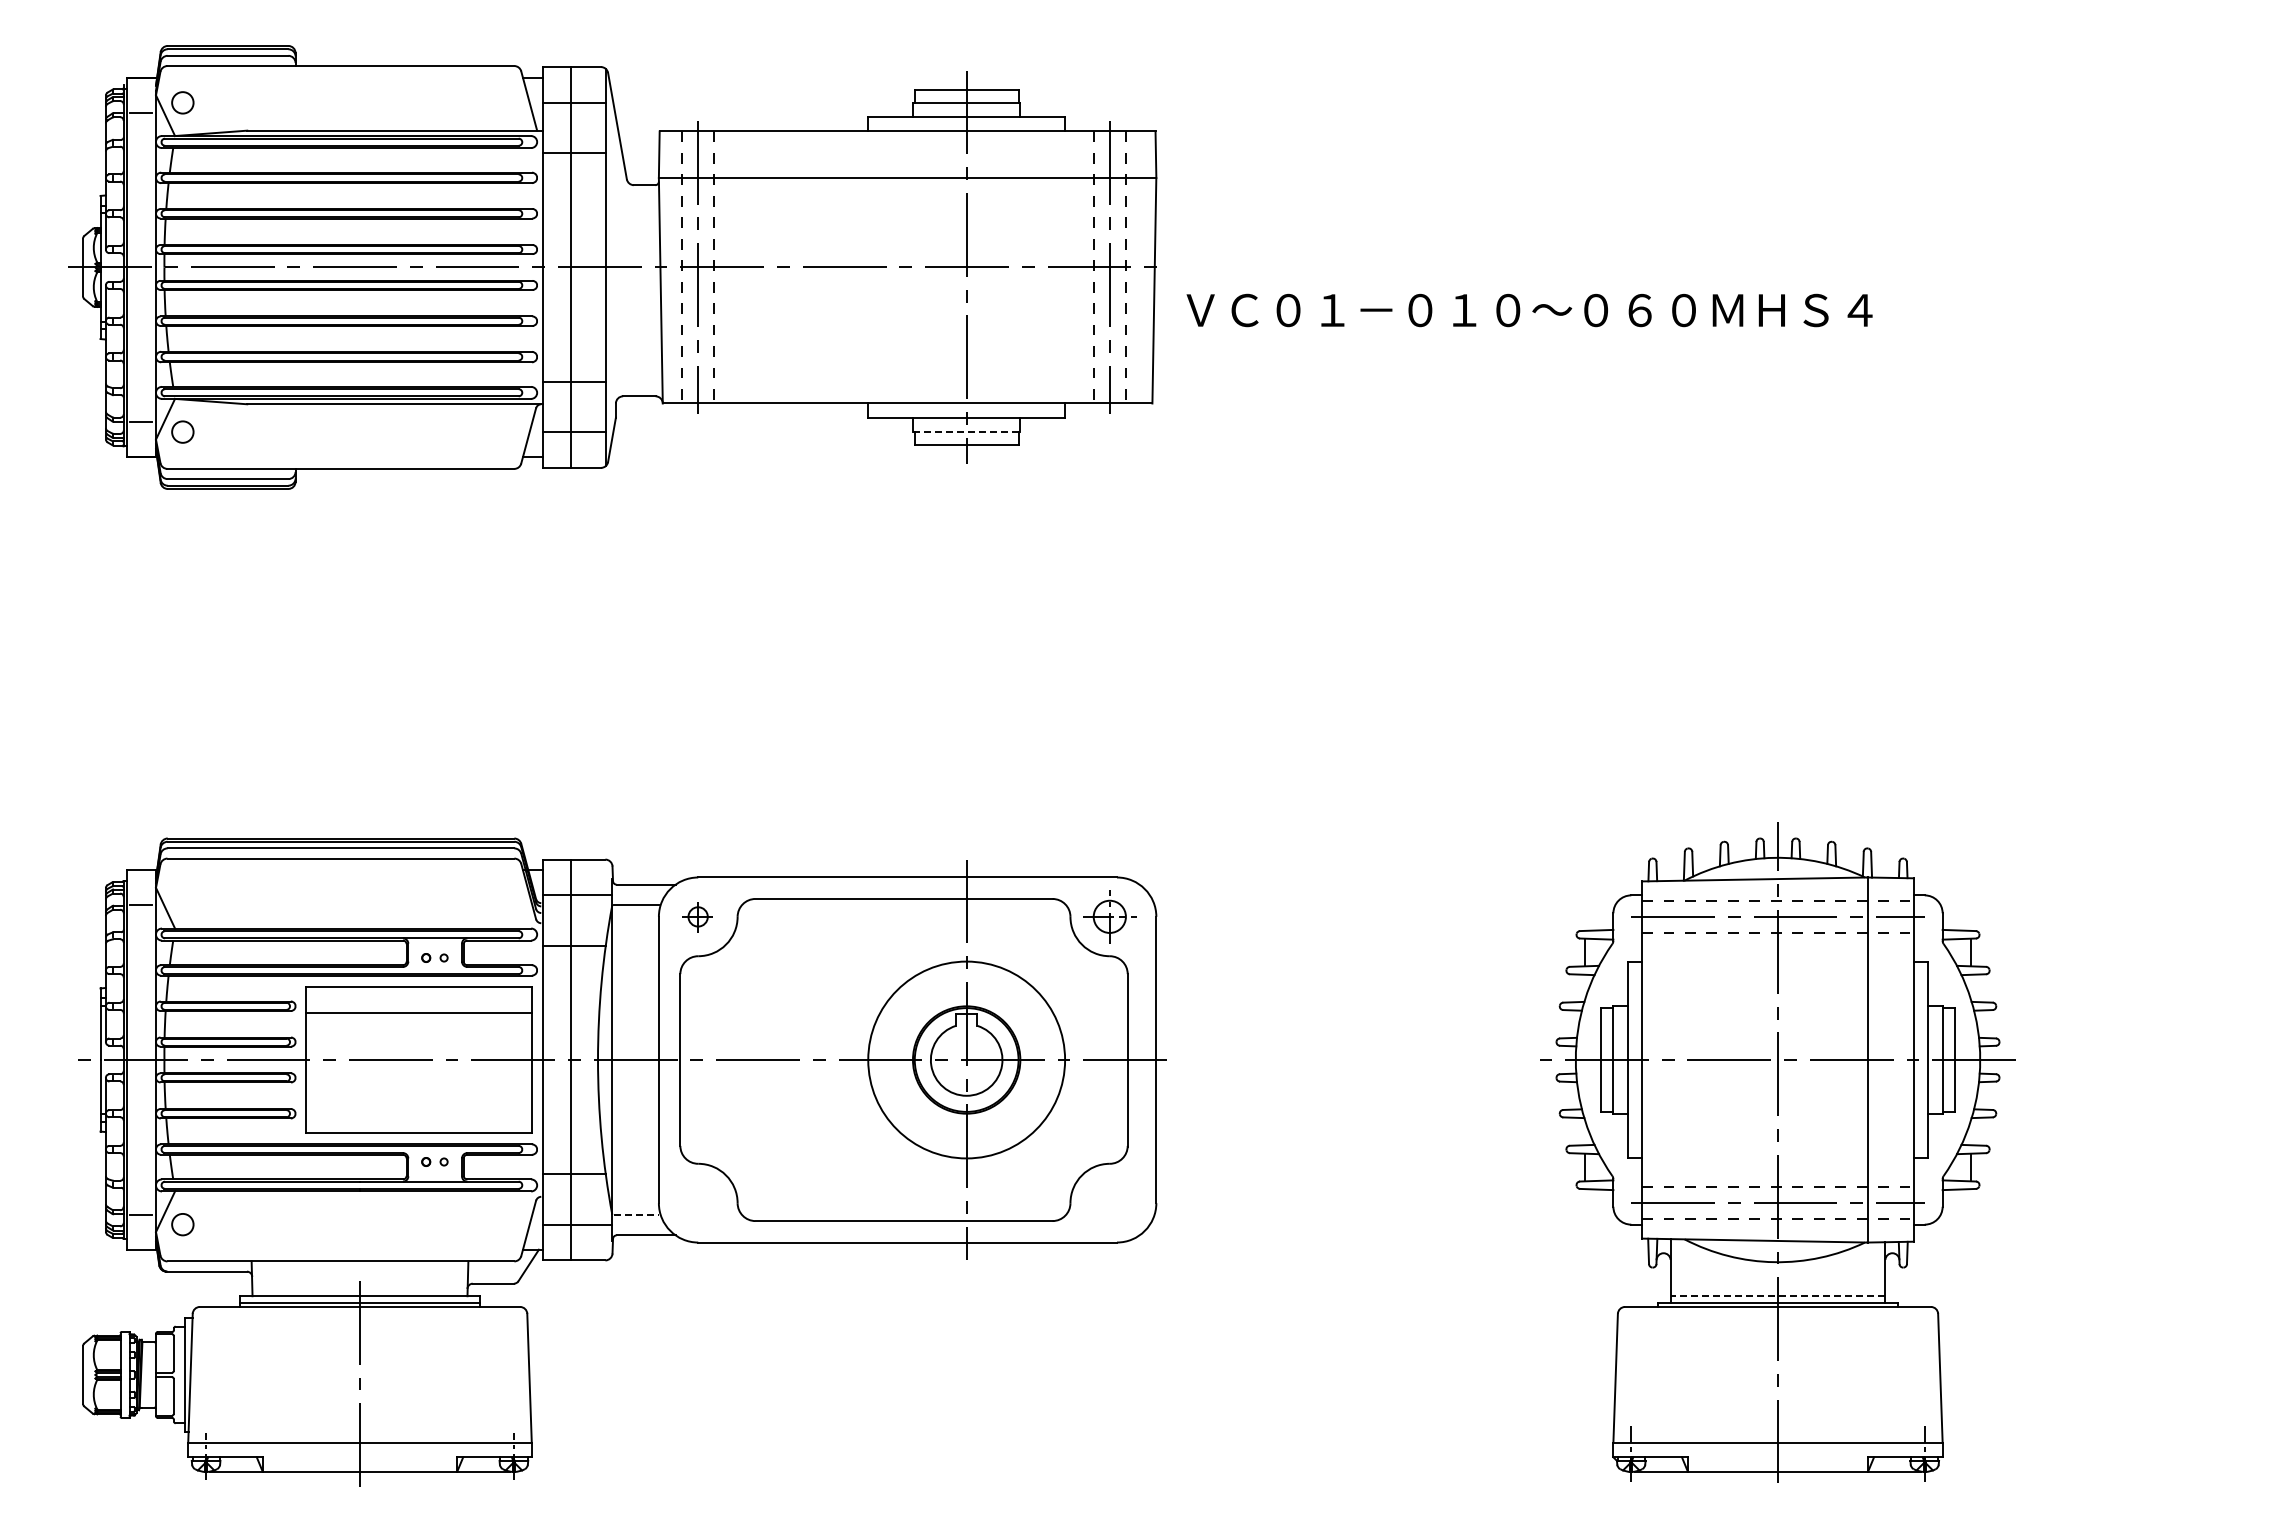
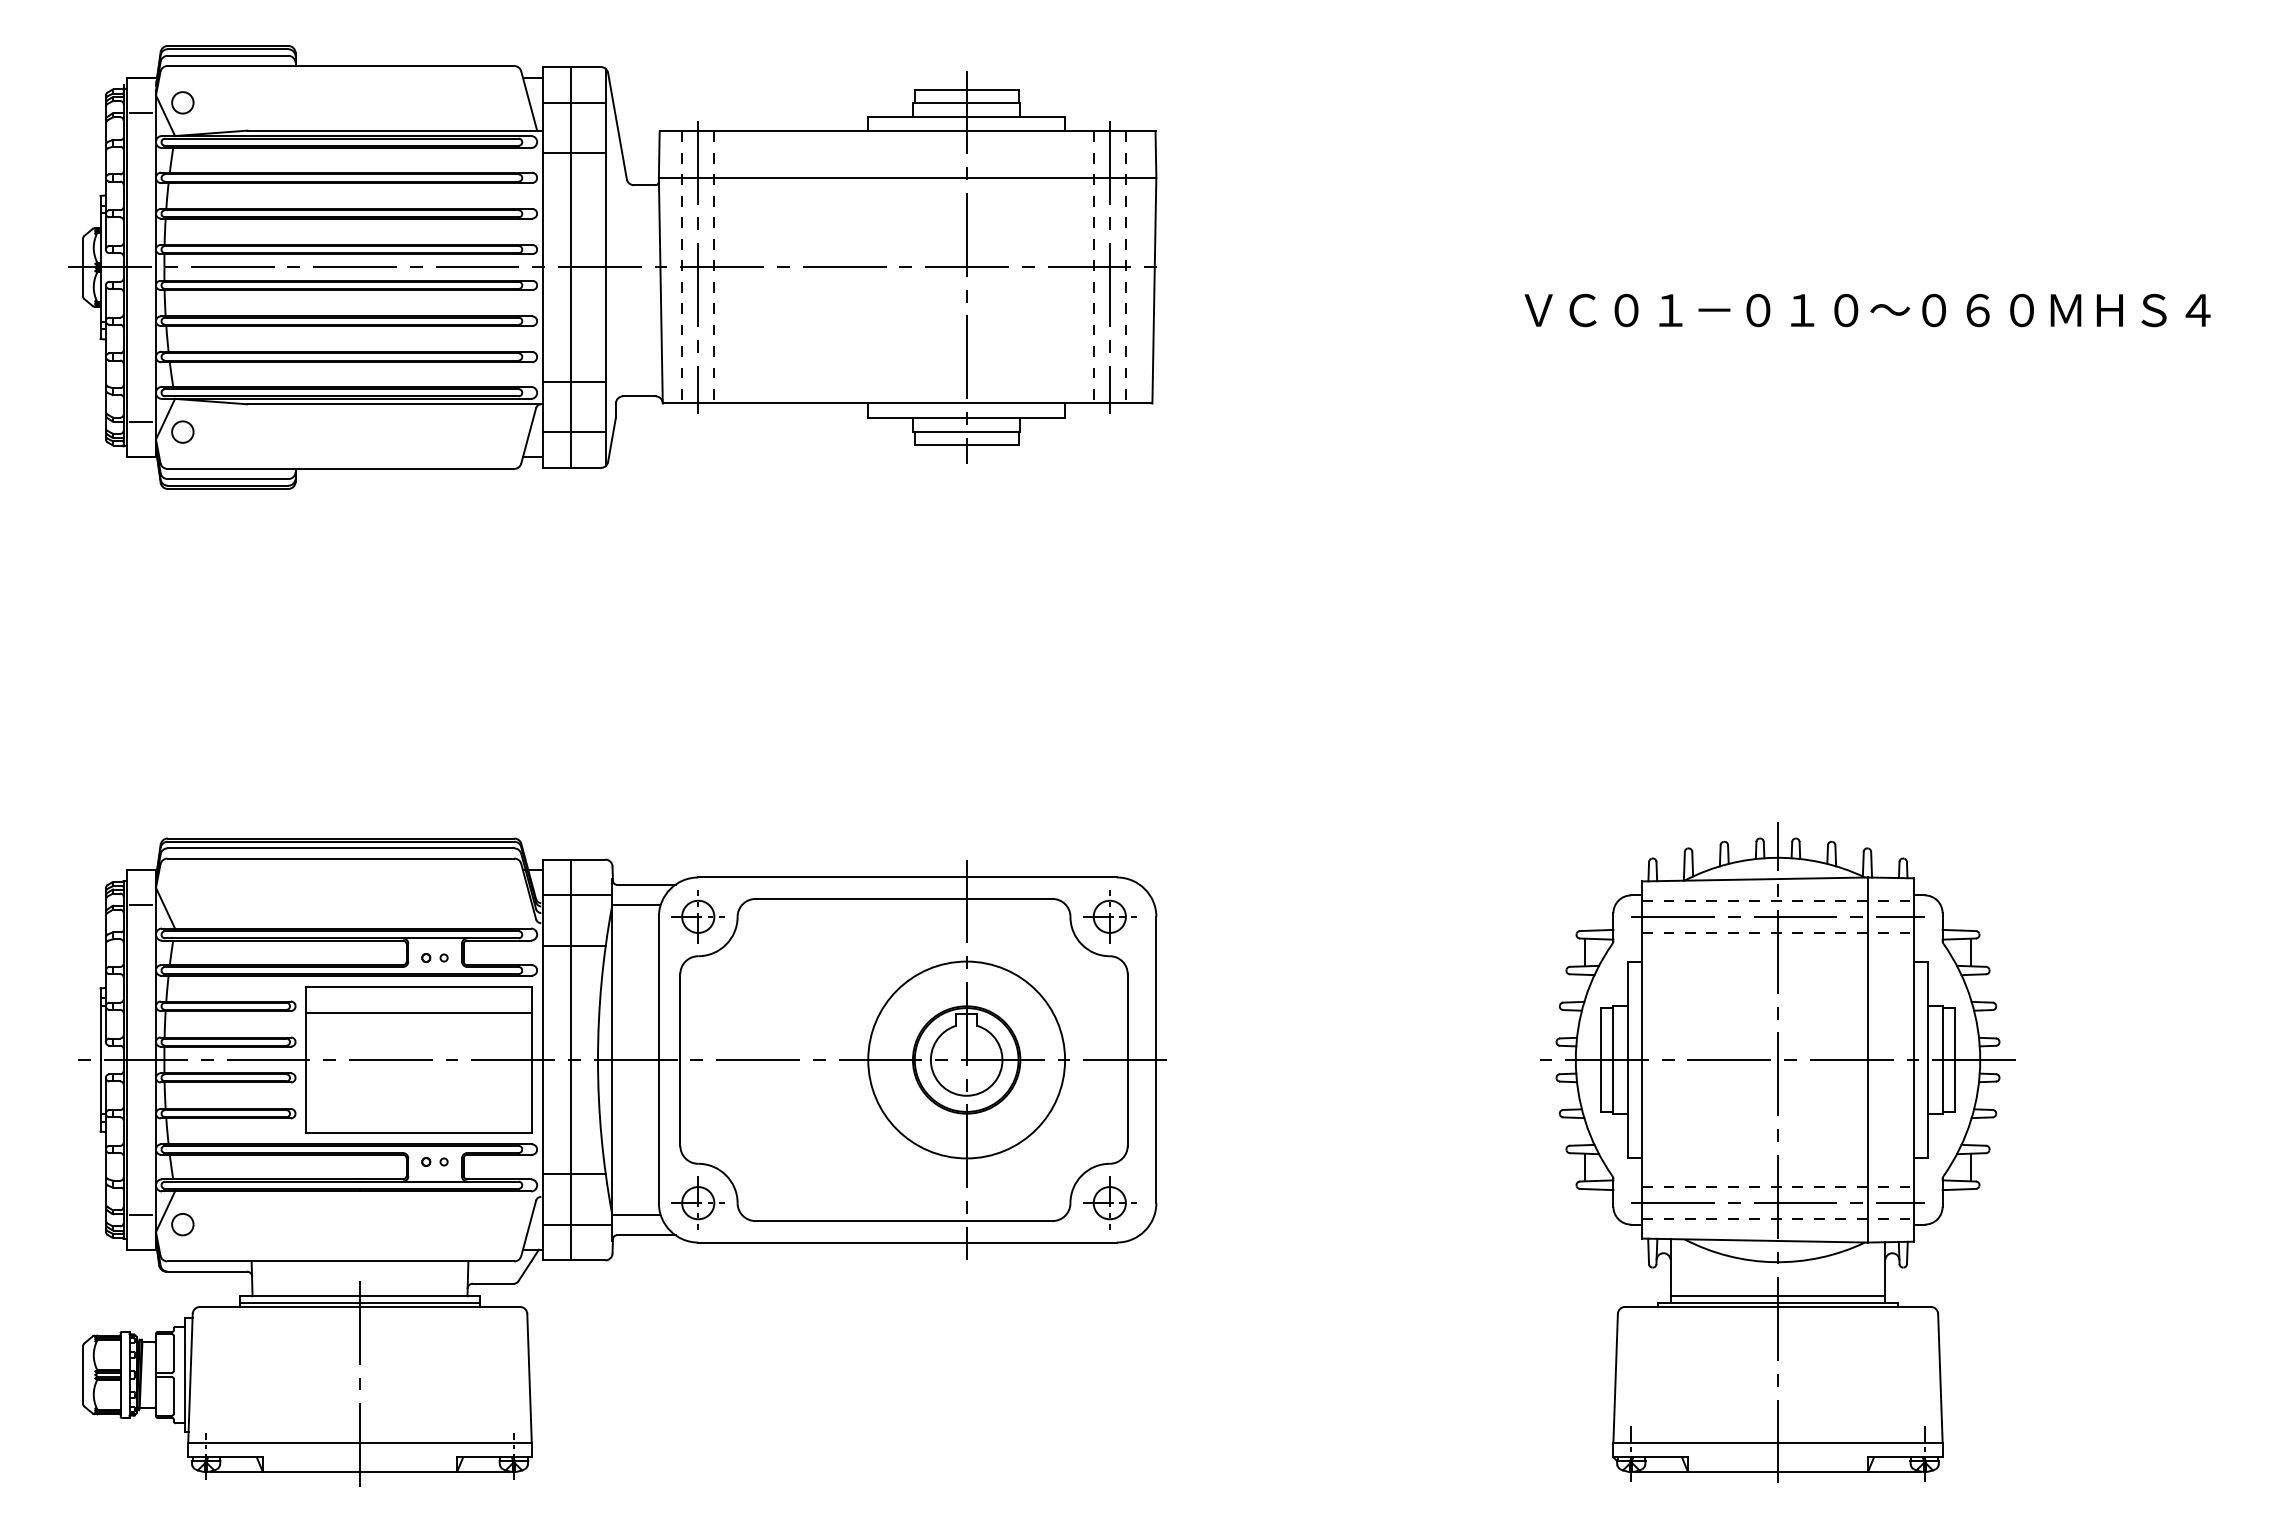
text position: (1529, 310) -> (1867, 310) (1867, 310)
line: dashed -> solid (966, 432)
part size: 31x31 px -> 54x54 px (697, 916)
part: none -> present (697, 1202)
part: none -> present (1109, 1202)
line: dashed -> solid (637, 1214)
line: dashed -> solid (1777, 1296)
